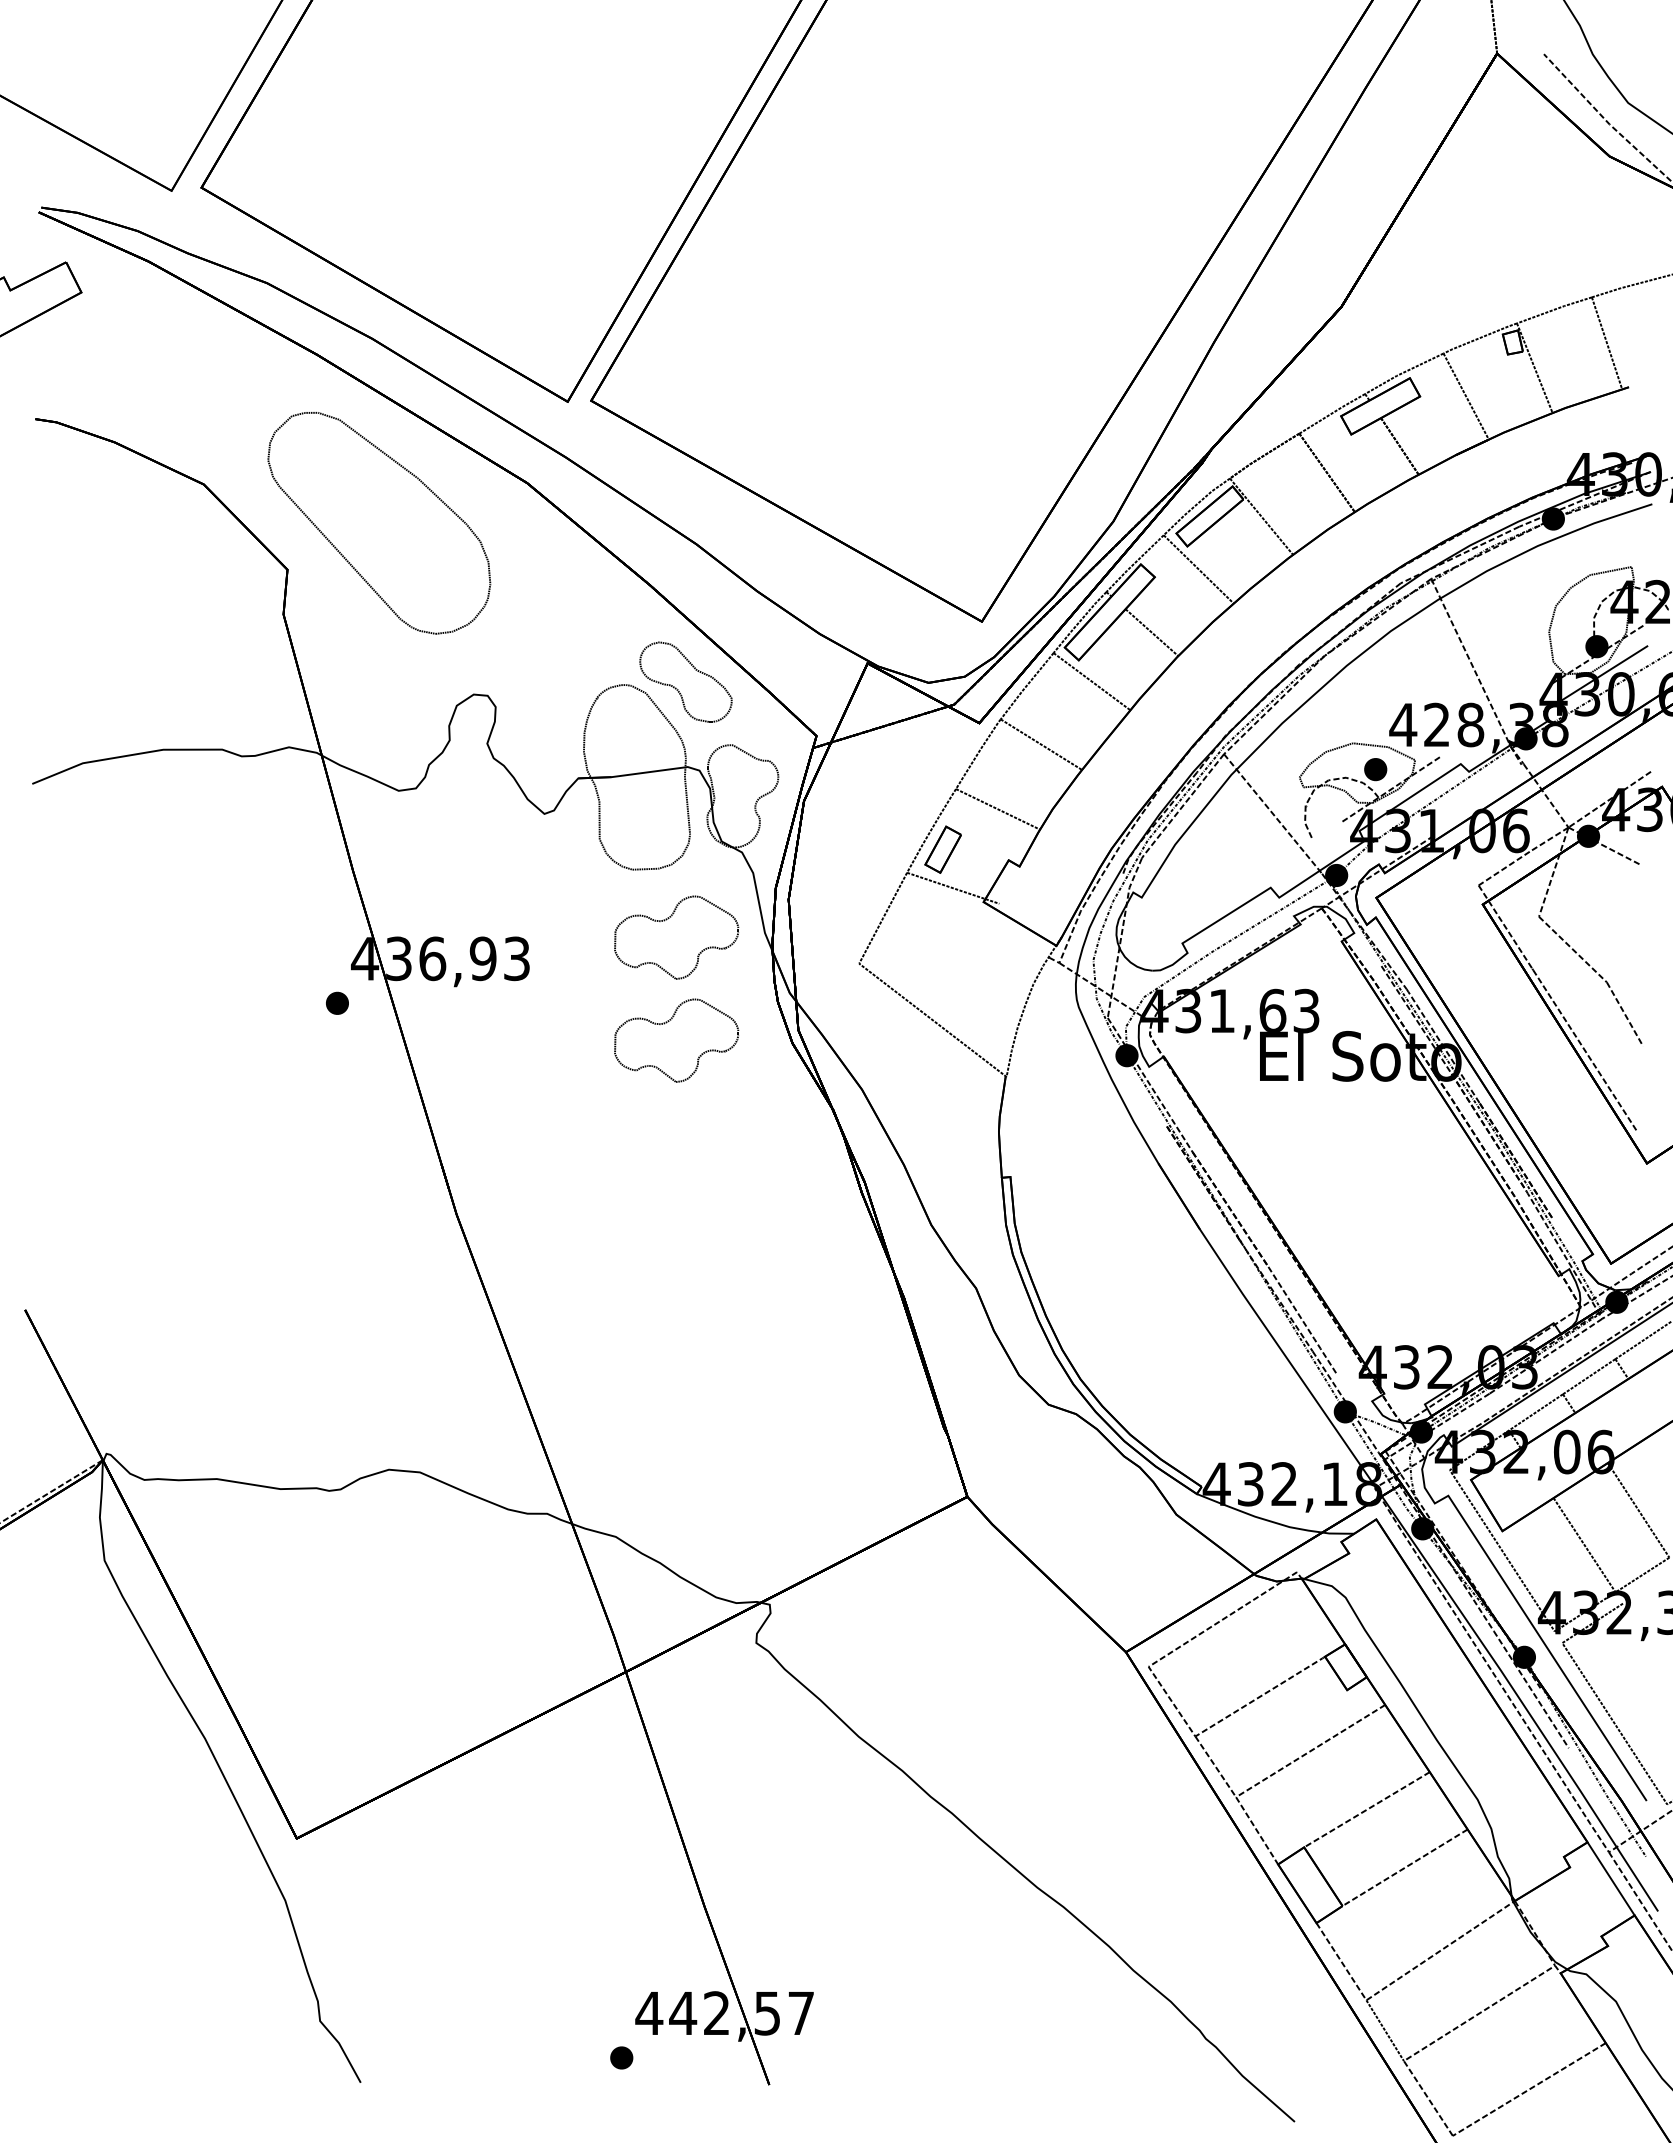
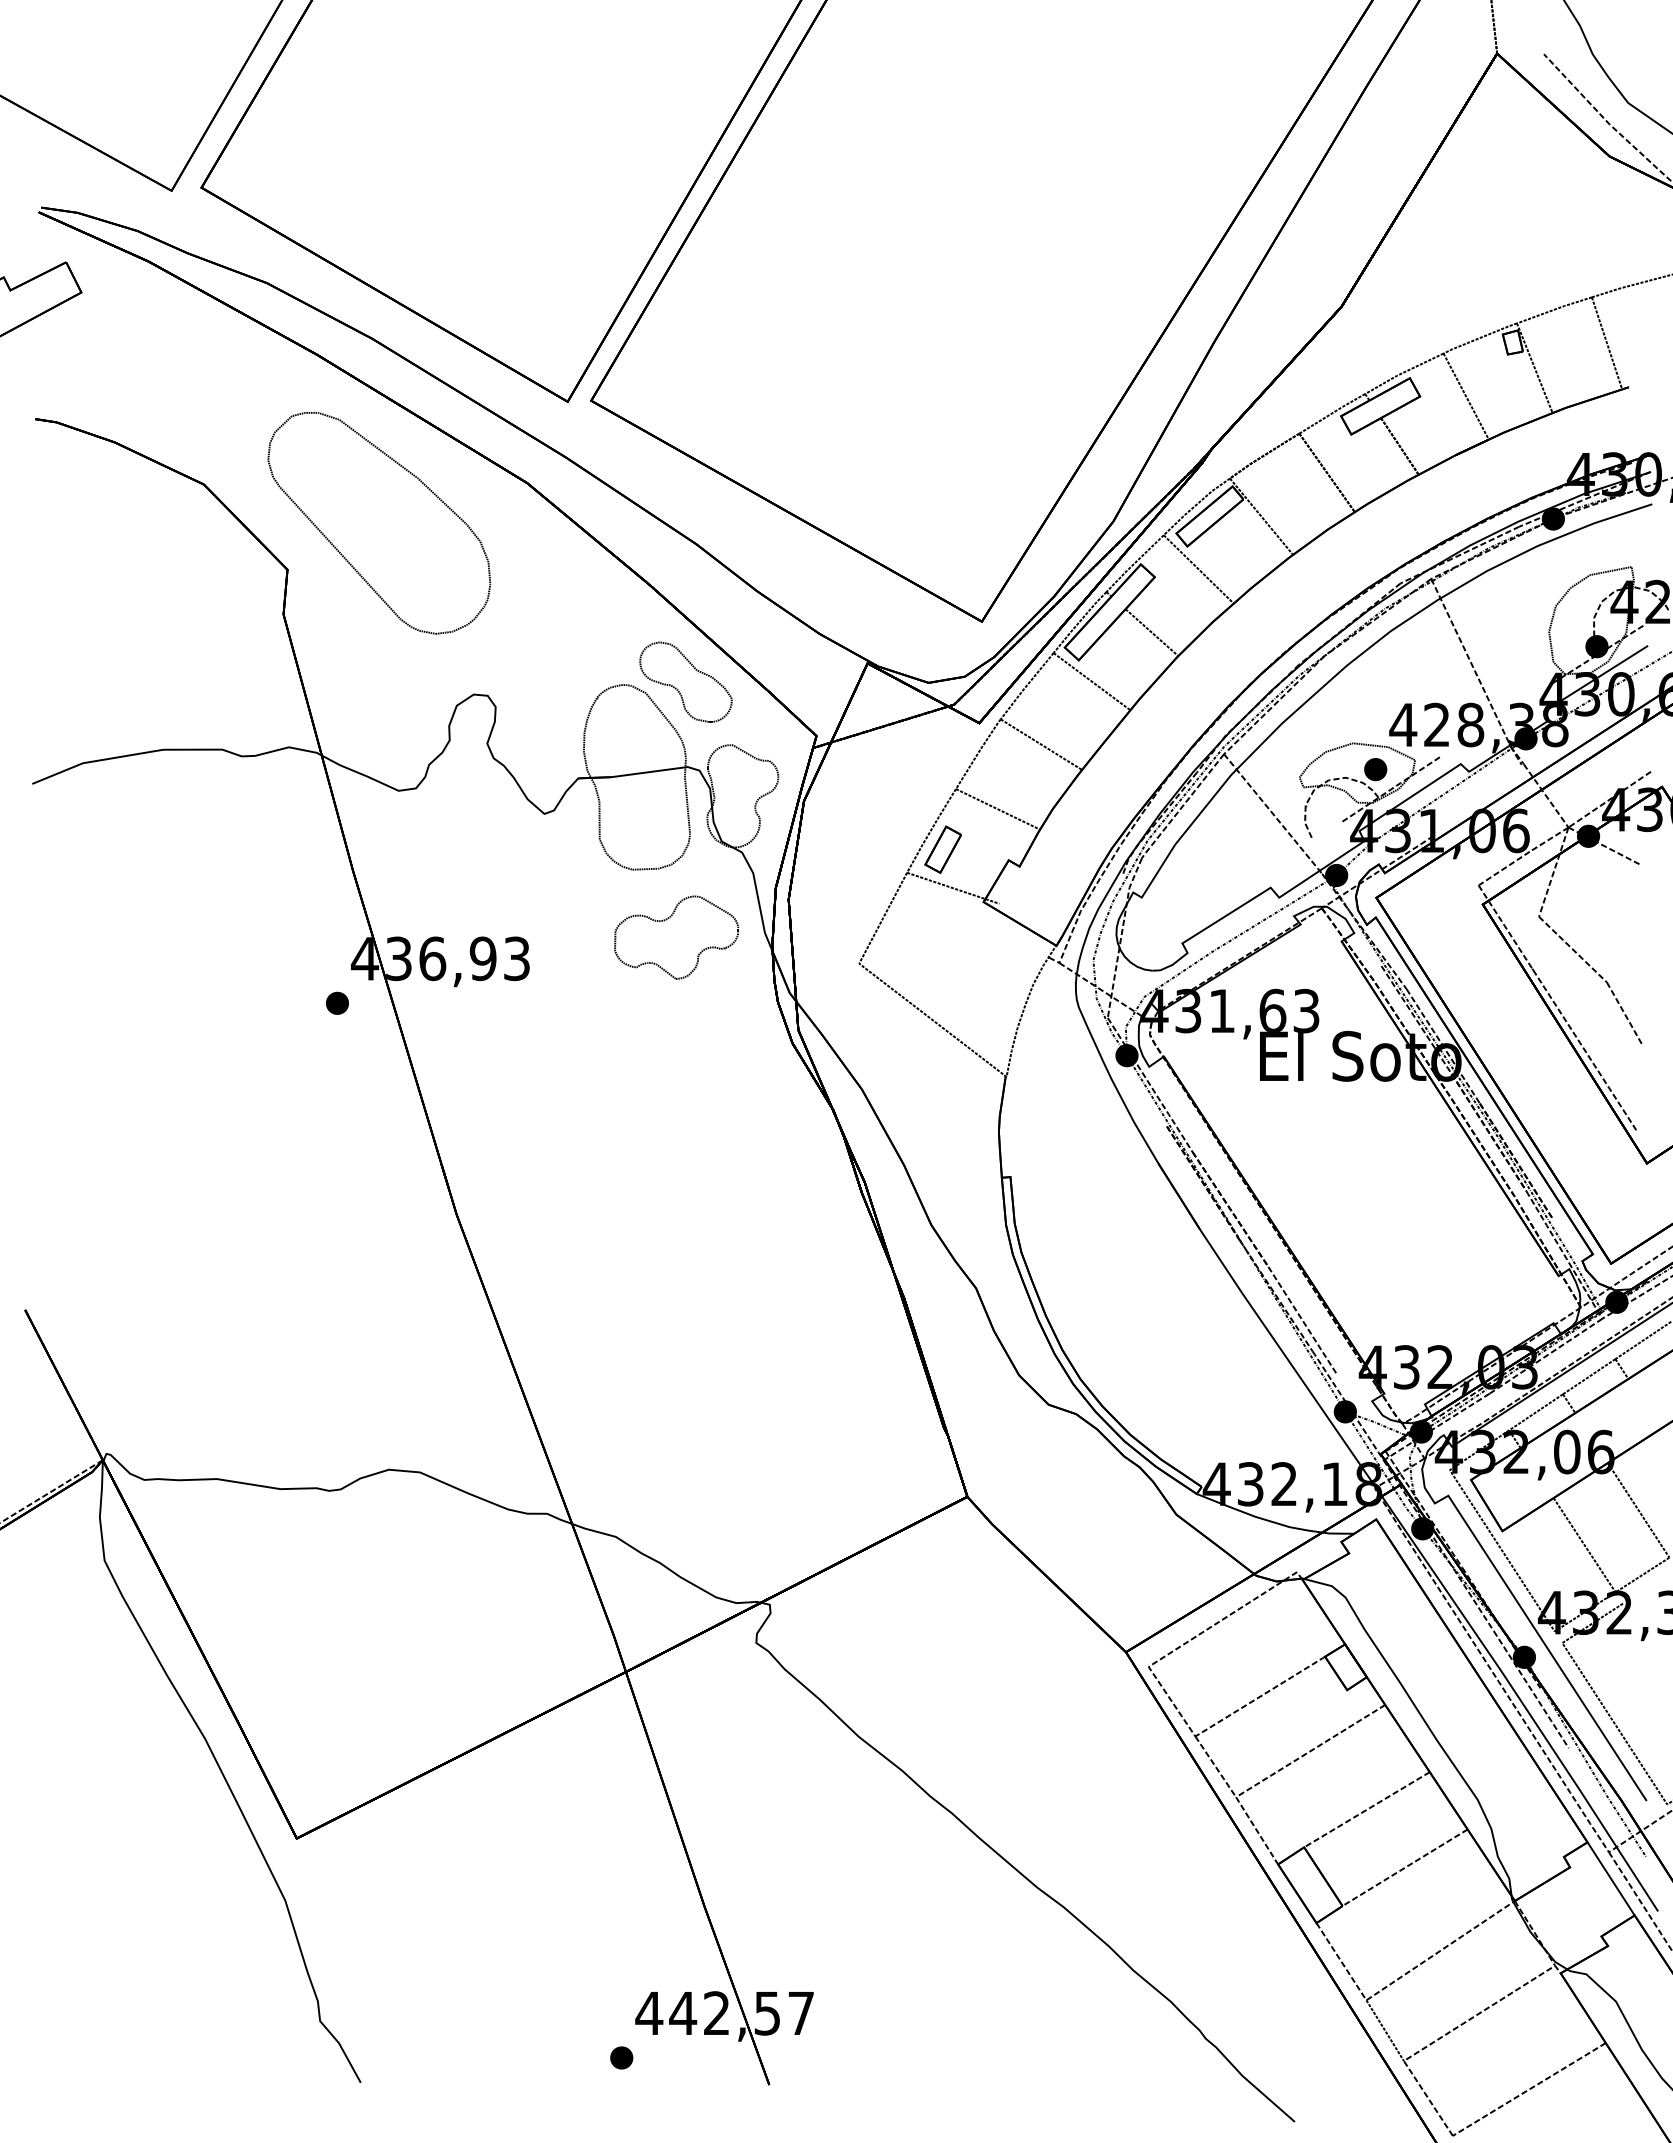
part: present -> none (668, 1022)
